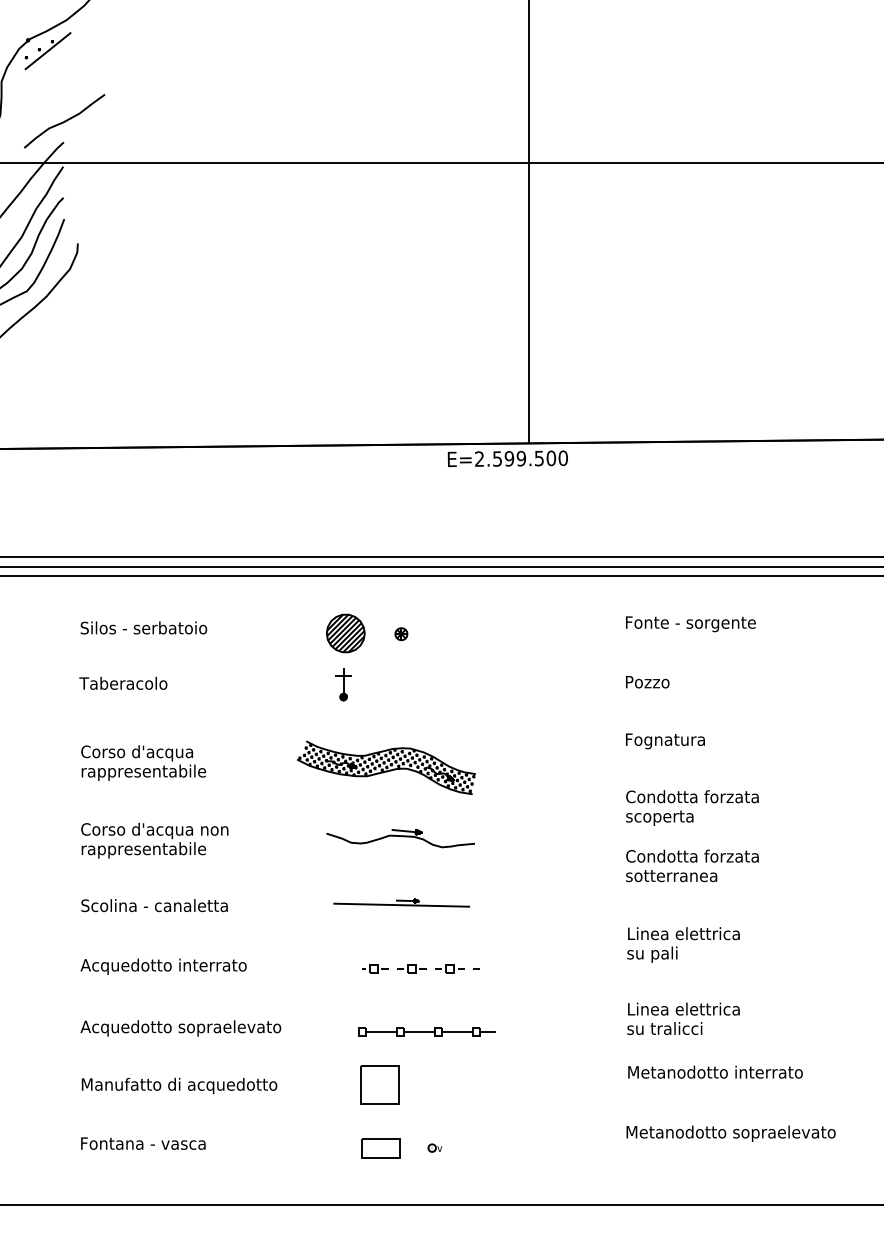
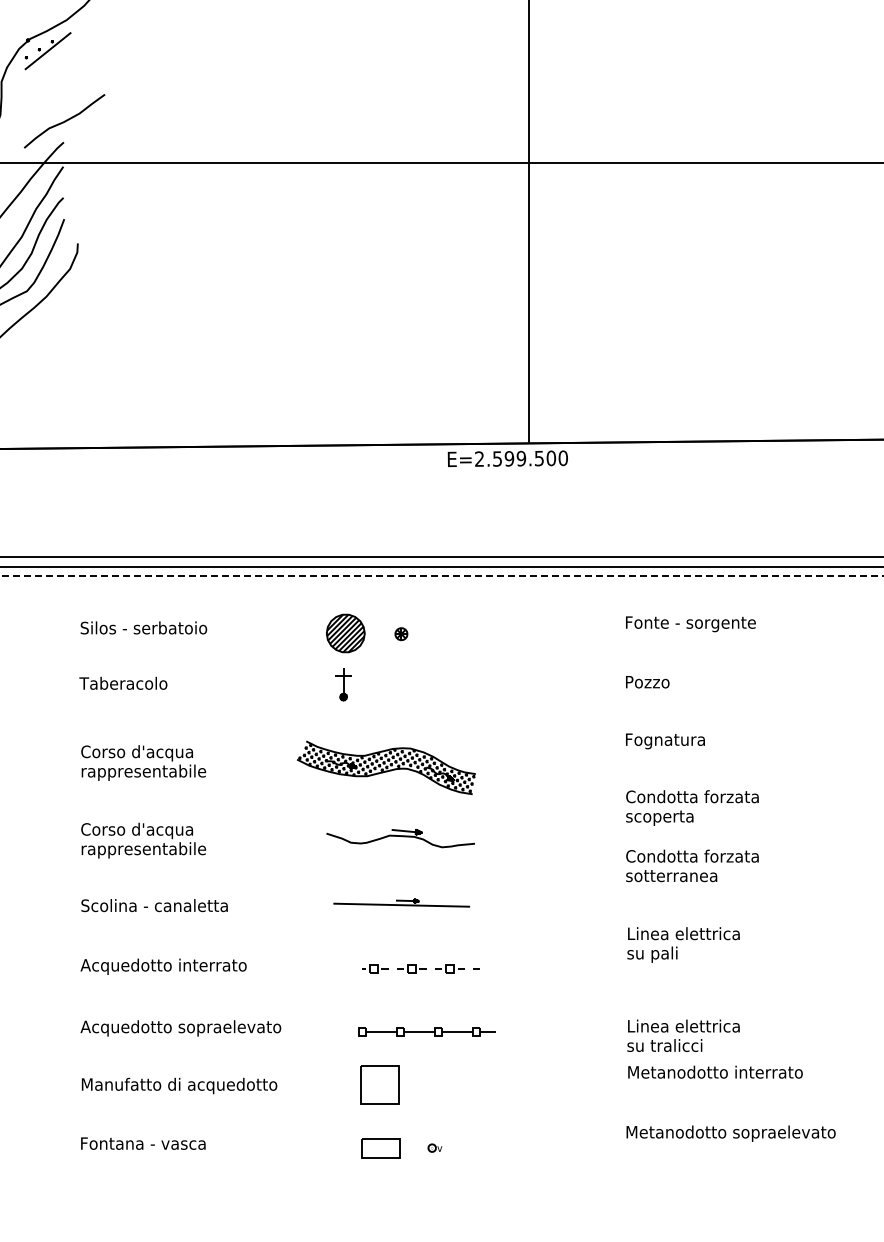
line: solid -> dashed (442, 576)
text: Corso d'acqua non -> Corso d'acqua (214, 830)
text position: (683, 1018) -> (683, 1035) (683, 1035)
line: present -> none (441, 1204)
